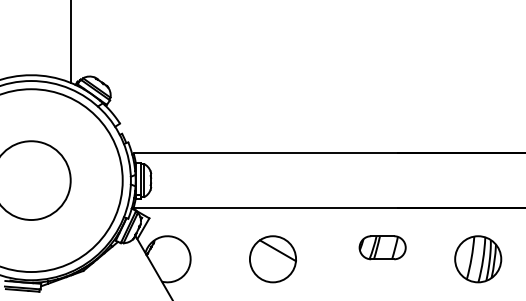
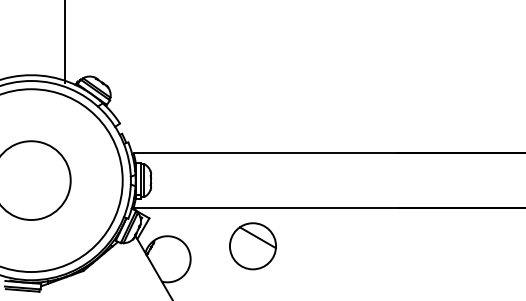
line position: (70, 42) -> (64, 42) (64, 42)
part: present -> none (382, 247)
part position: (272, 259) -> (252, 246) (252, 246)
part: present -> none (478, 259)
